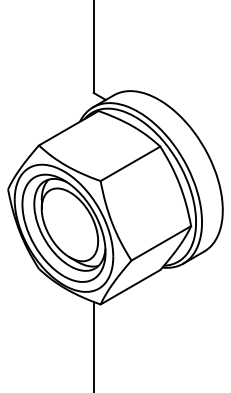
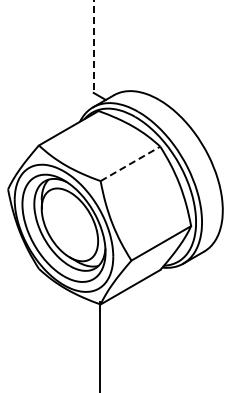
line: solid -> dashed (93, 47)
line: solid -> dashed (130, 163)
line position: (93, 345) -> (99, 345) (99, 345)
